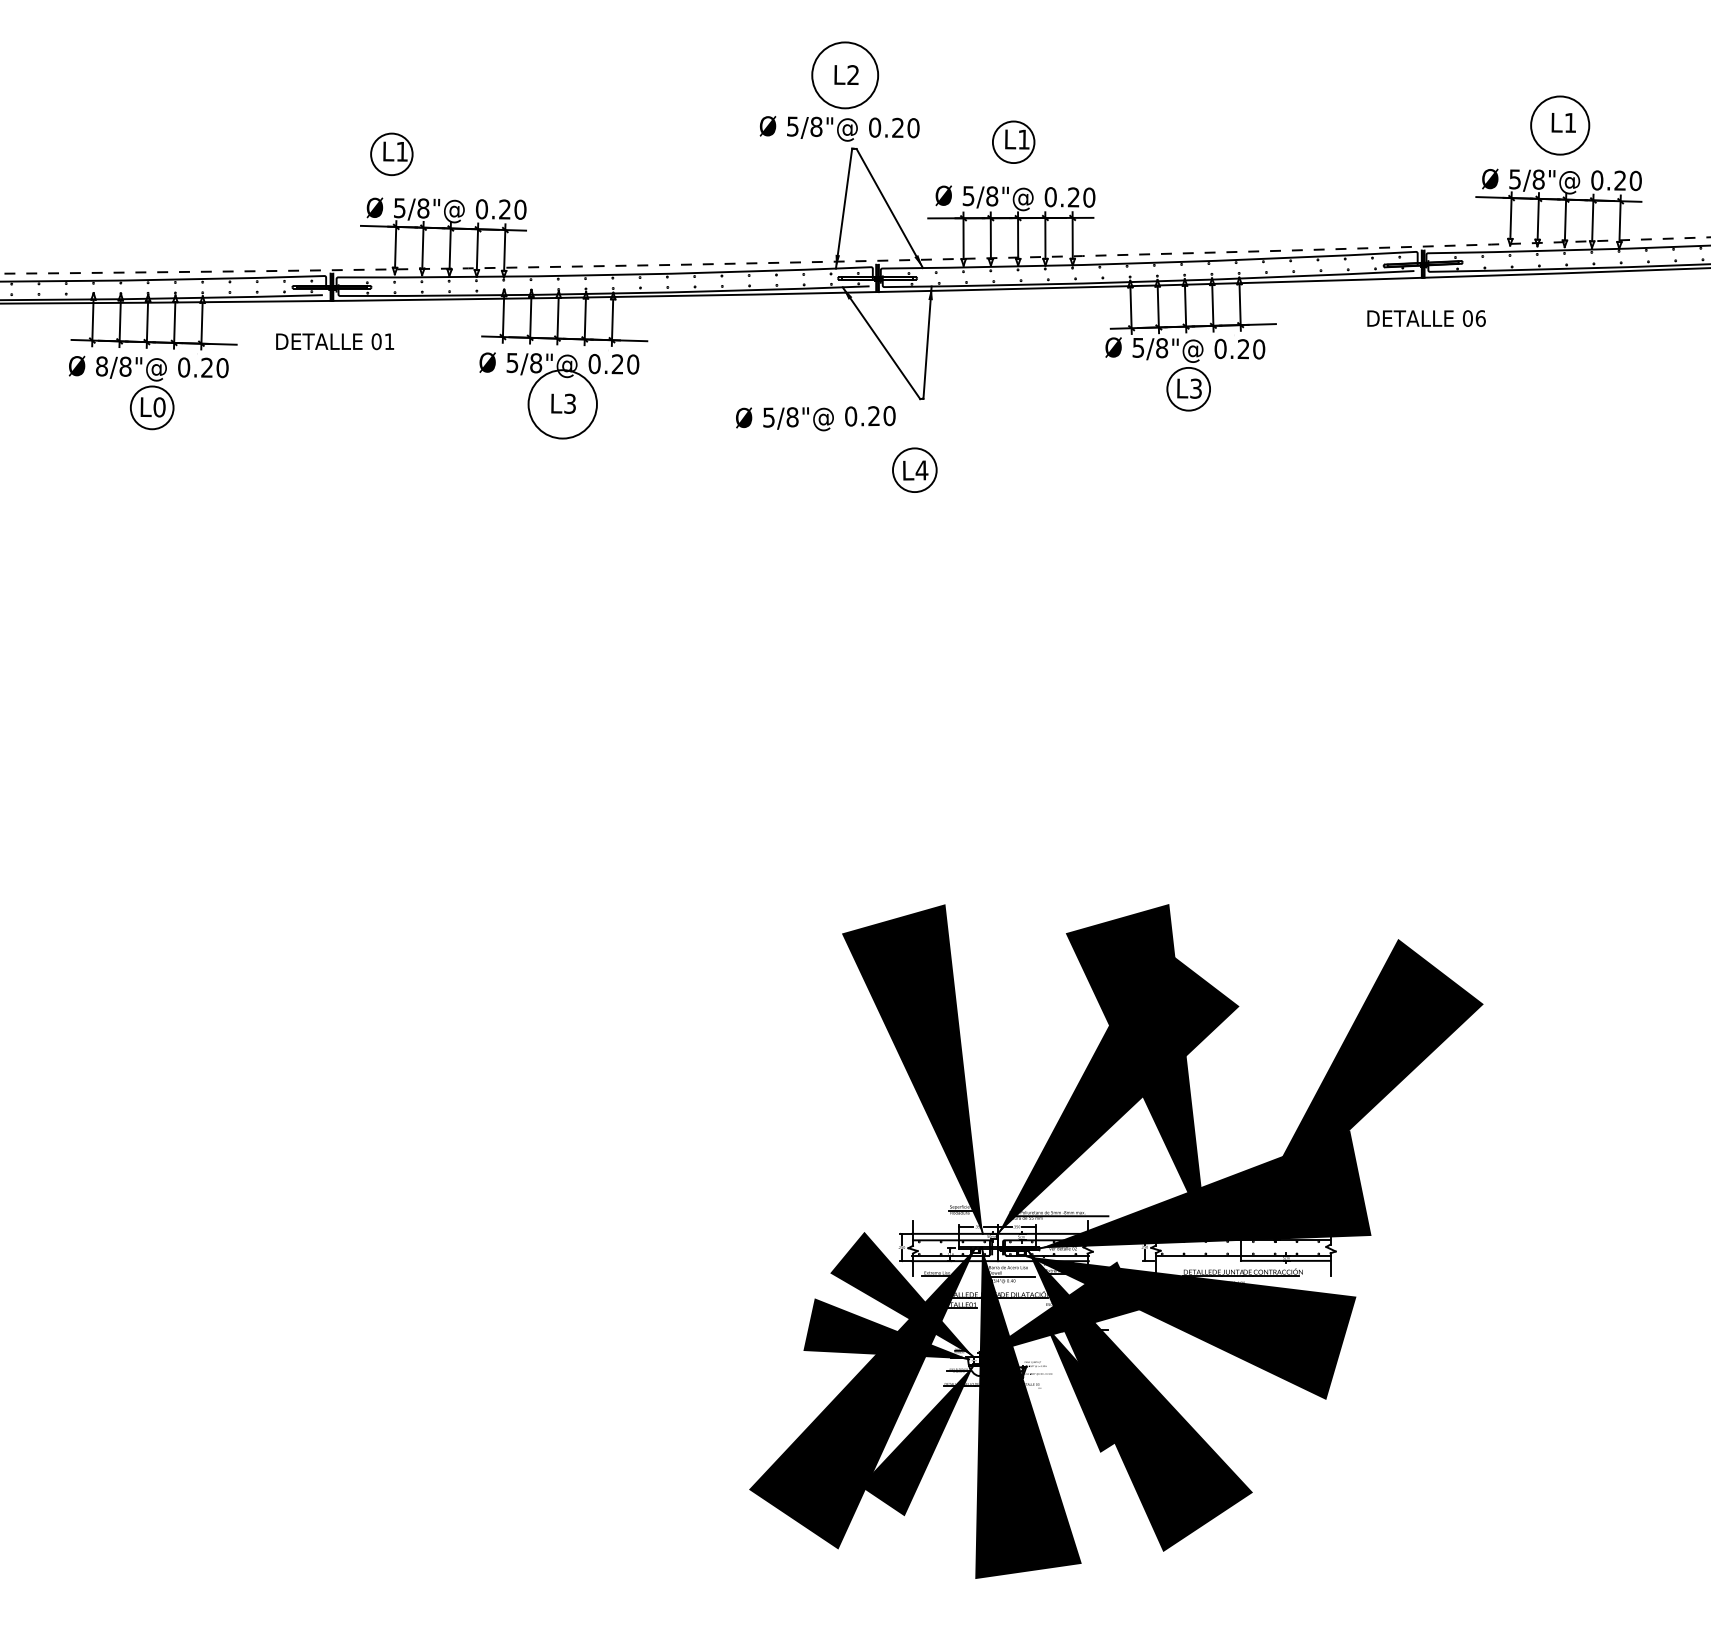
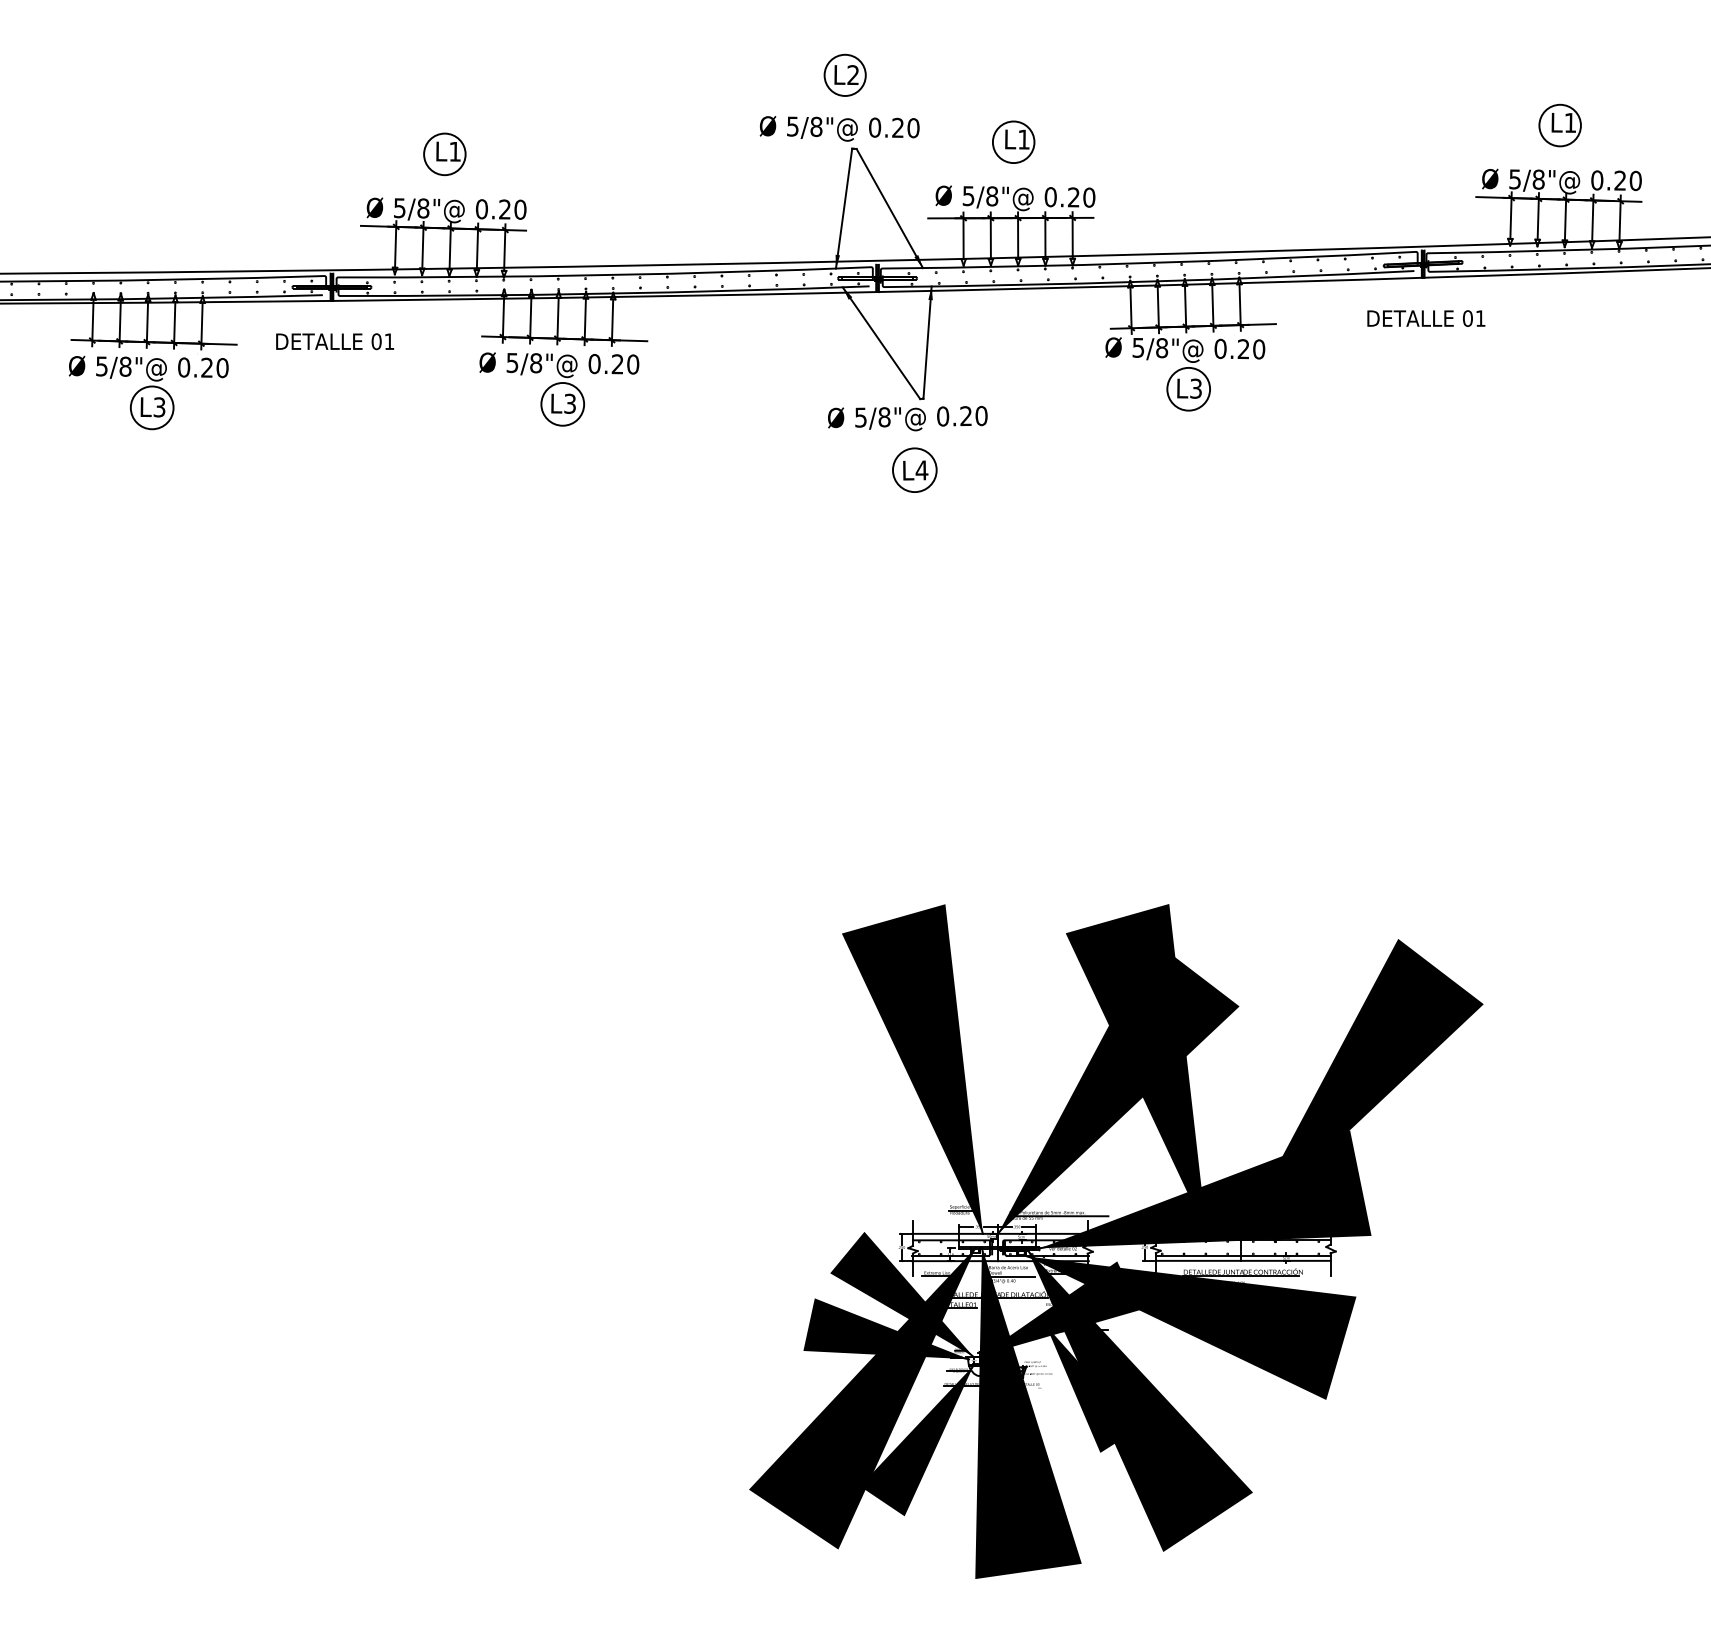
circle diameter: 66 px -> 41 px (844, 74)
circle diameter: 58 px -> 42 px (1559, 125)
part position: (391, 153) -> (444, 153) (444, 153)
arc: dashed -> solid (856, 261)
text: 06 -> 01 (1480, 318)
text: 8/8"@ -> 5/8"@ (101, 366)
circle diameter: 68 px -> 43 px (562, 404)
text: L0 -> L3 (159, 407)
text position: (815, 418) -> (907, 418) (907, 418)
line: none -> present (1197, 1260)
